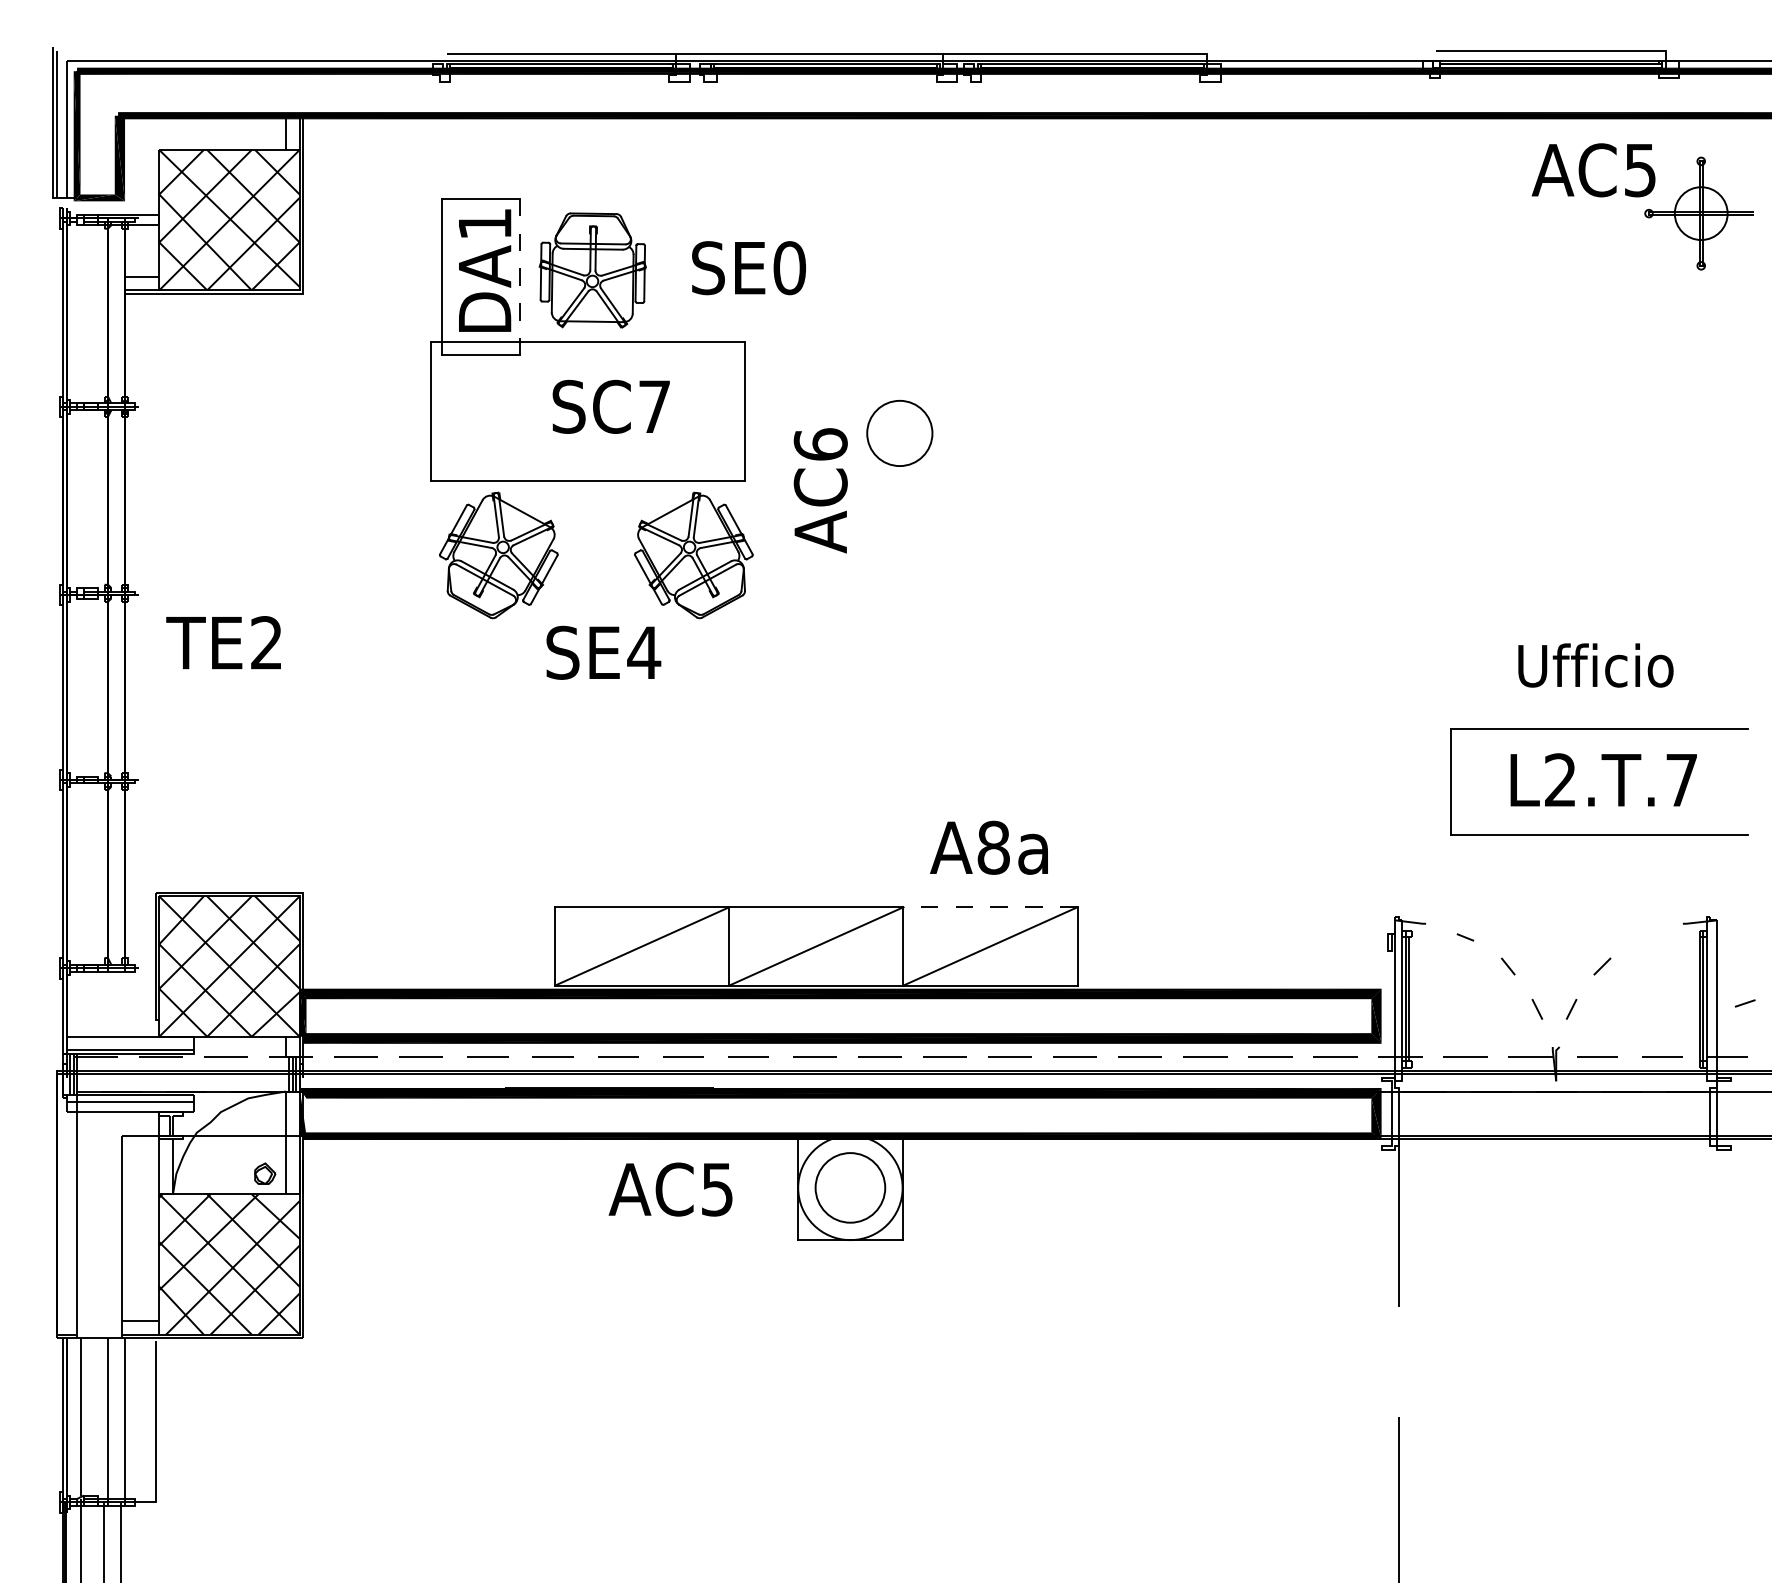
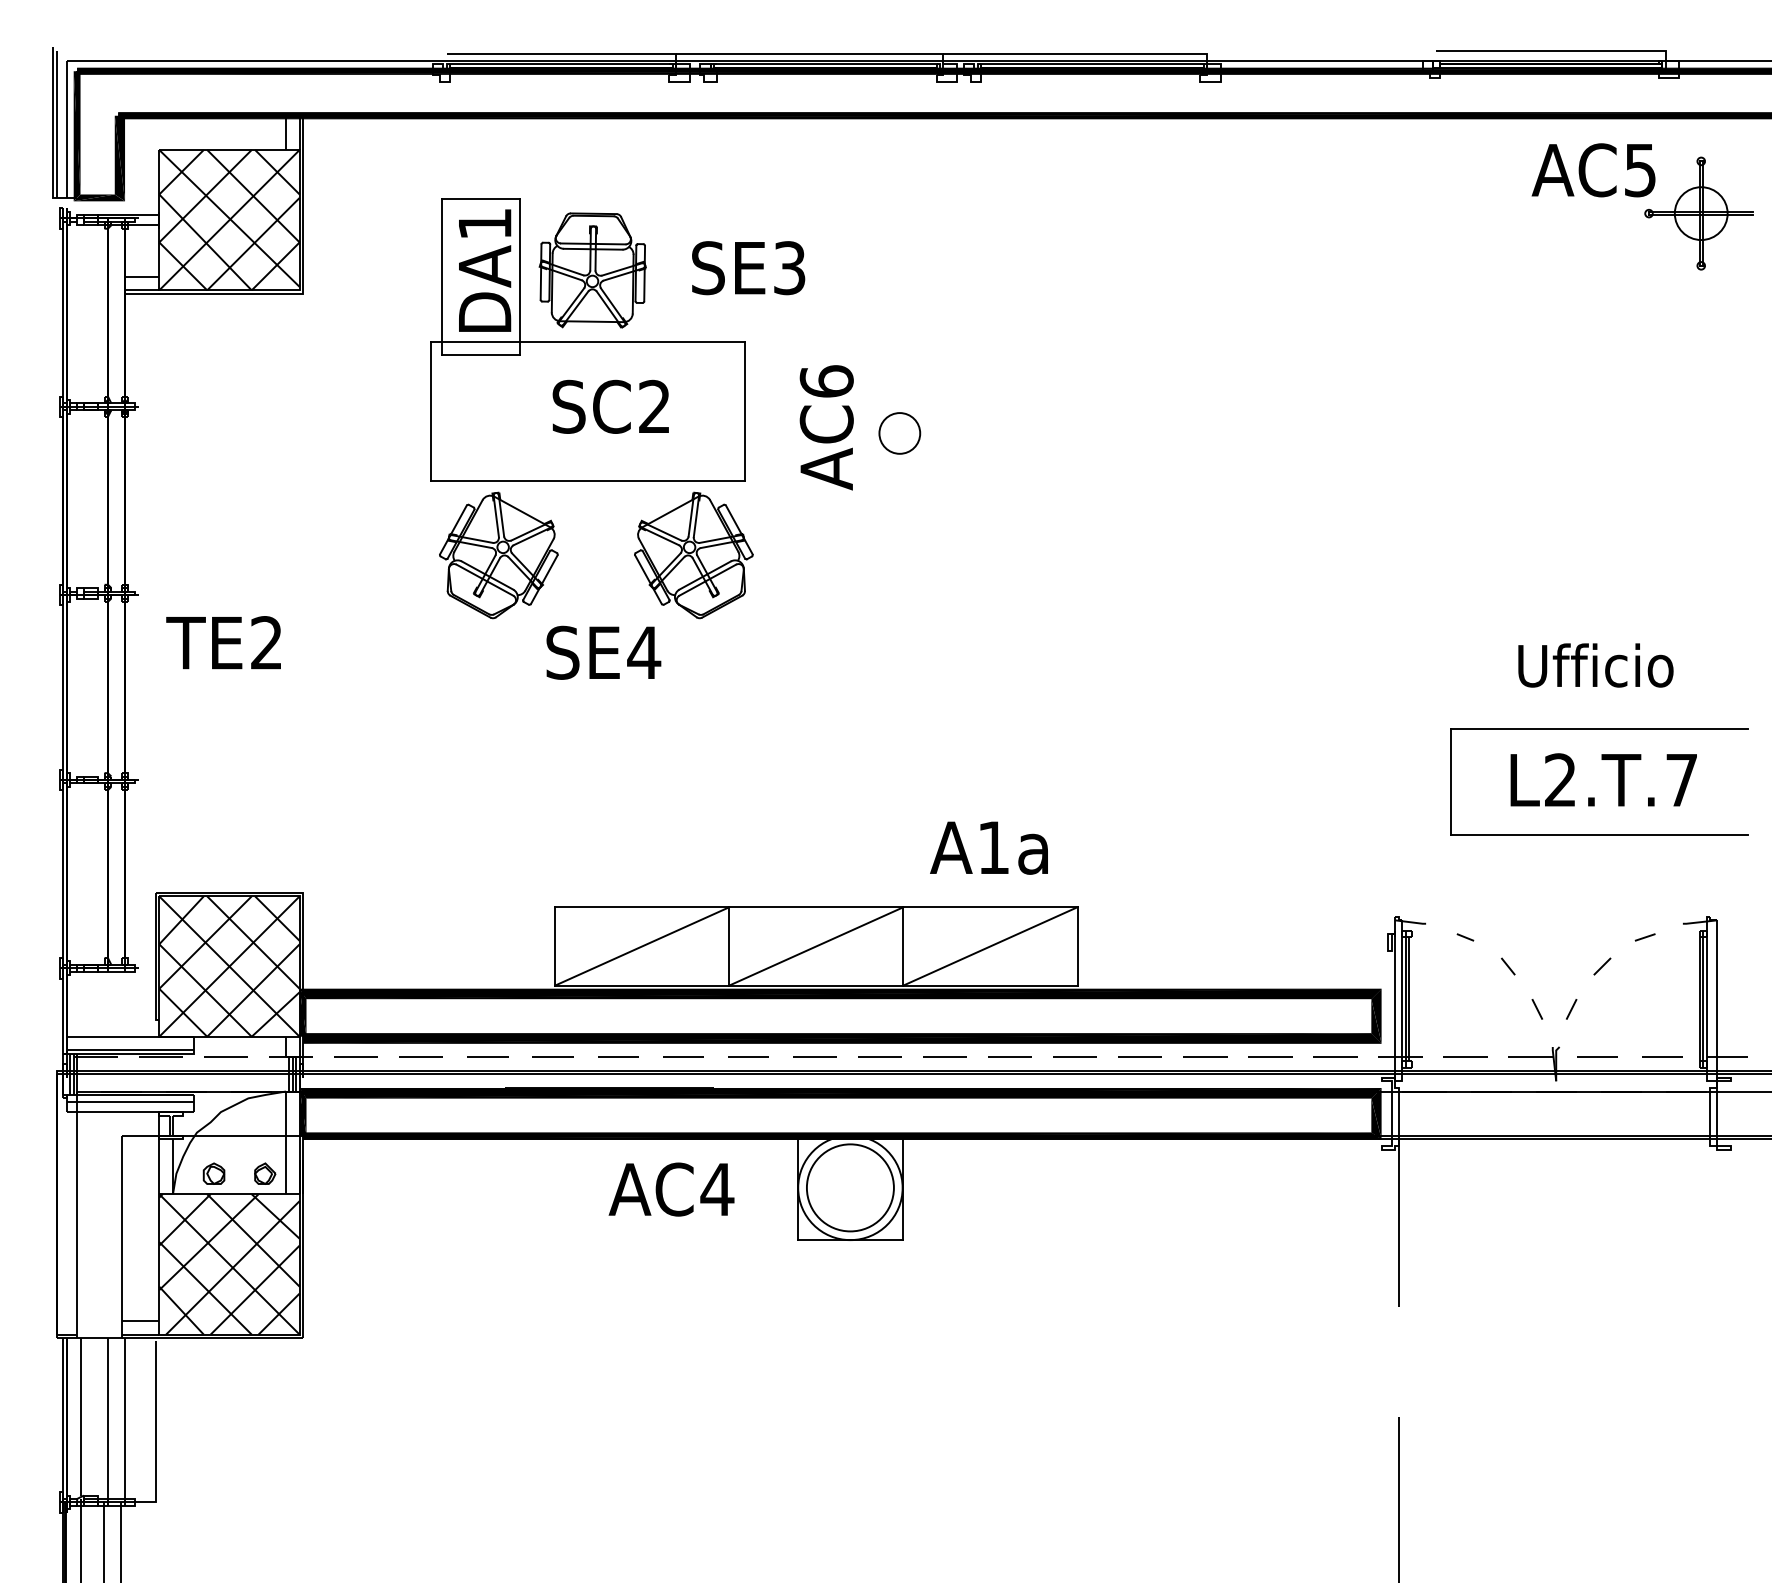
text: SE0 -> SE3 (789, 268)
line: dashed -> solid (520, 277)
text: SC7 -> SC2 (654, 405)
circle diameter: 65 px -> 41 px (899, 433)
text position: (820, 490) -> (826, 427) (826, 427)
text: A8a -> A1a (993, 847)
line: dashed -> solid (989, 907)
line position: (1744, 1003) -> (1644, 937) (1644, 937)
fill: none -> present (302, 1112)
part: none -> present (213, 1173)
circle diameter: 70 px -> 87 px (849, 1187)
text: AC5 -> AC4 (717, 1189)
